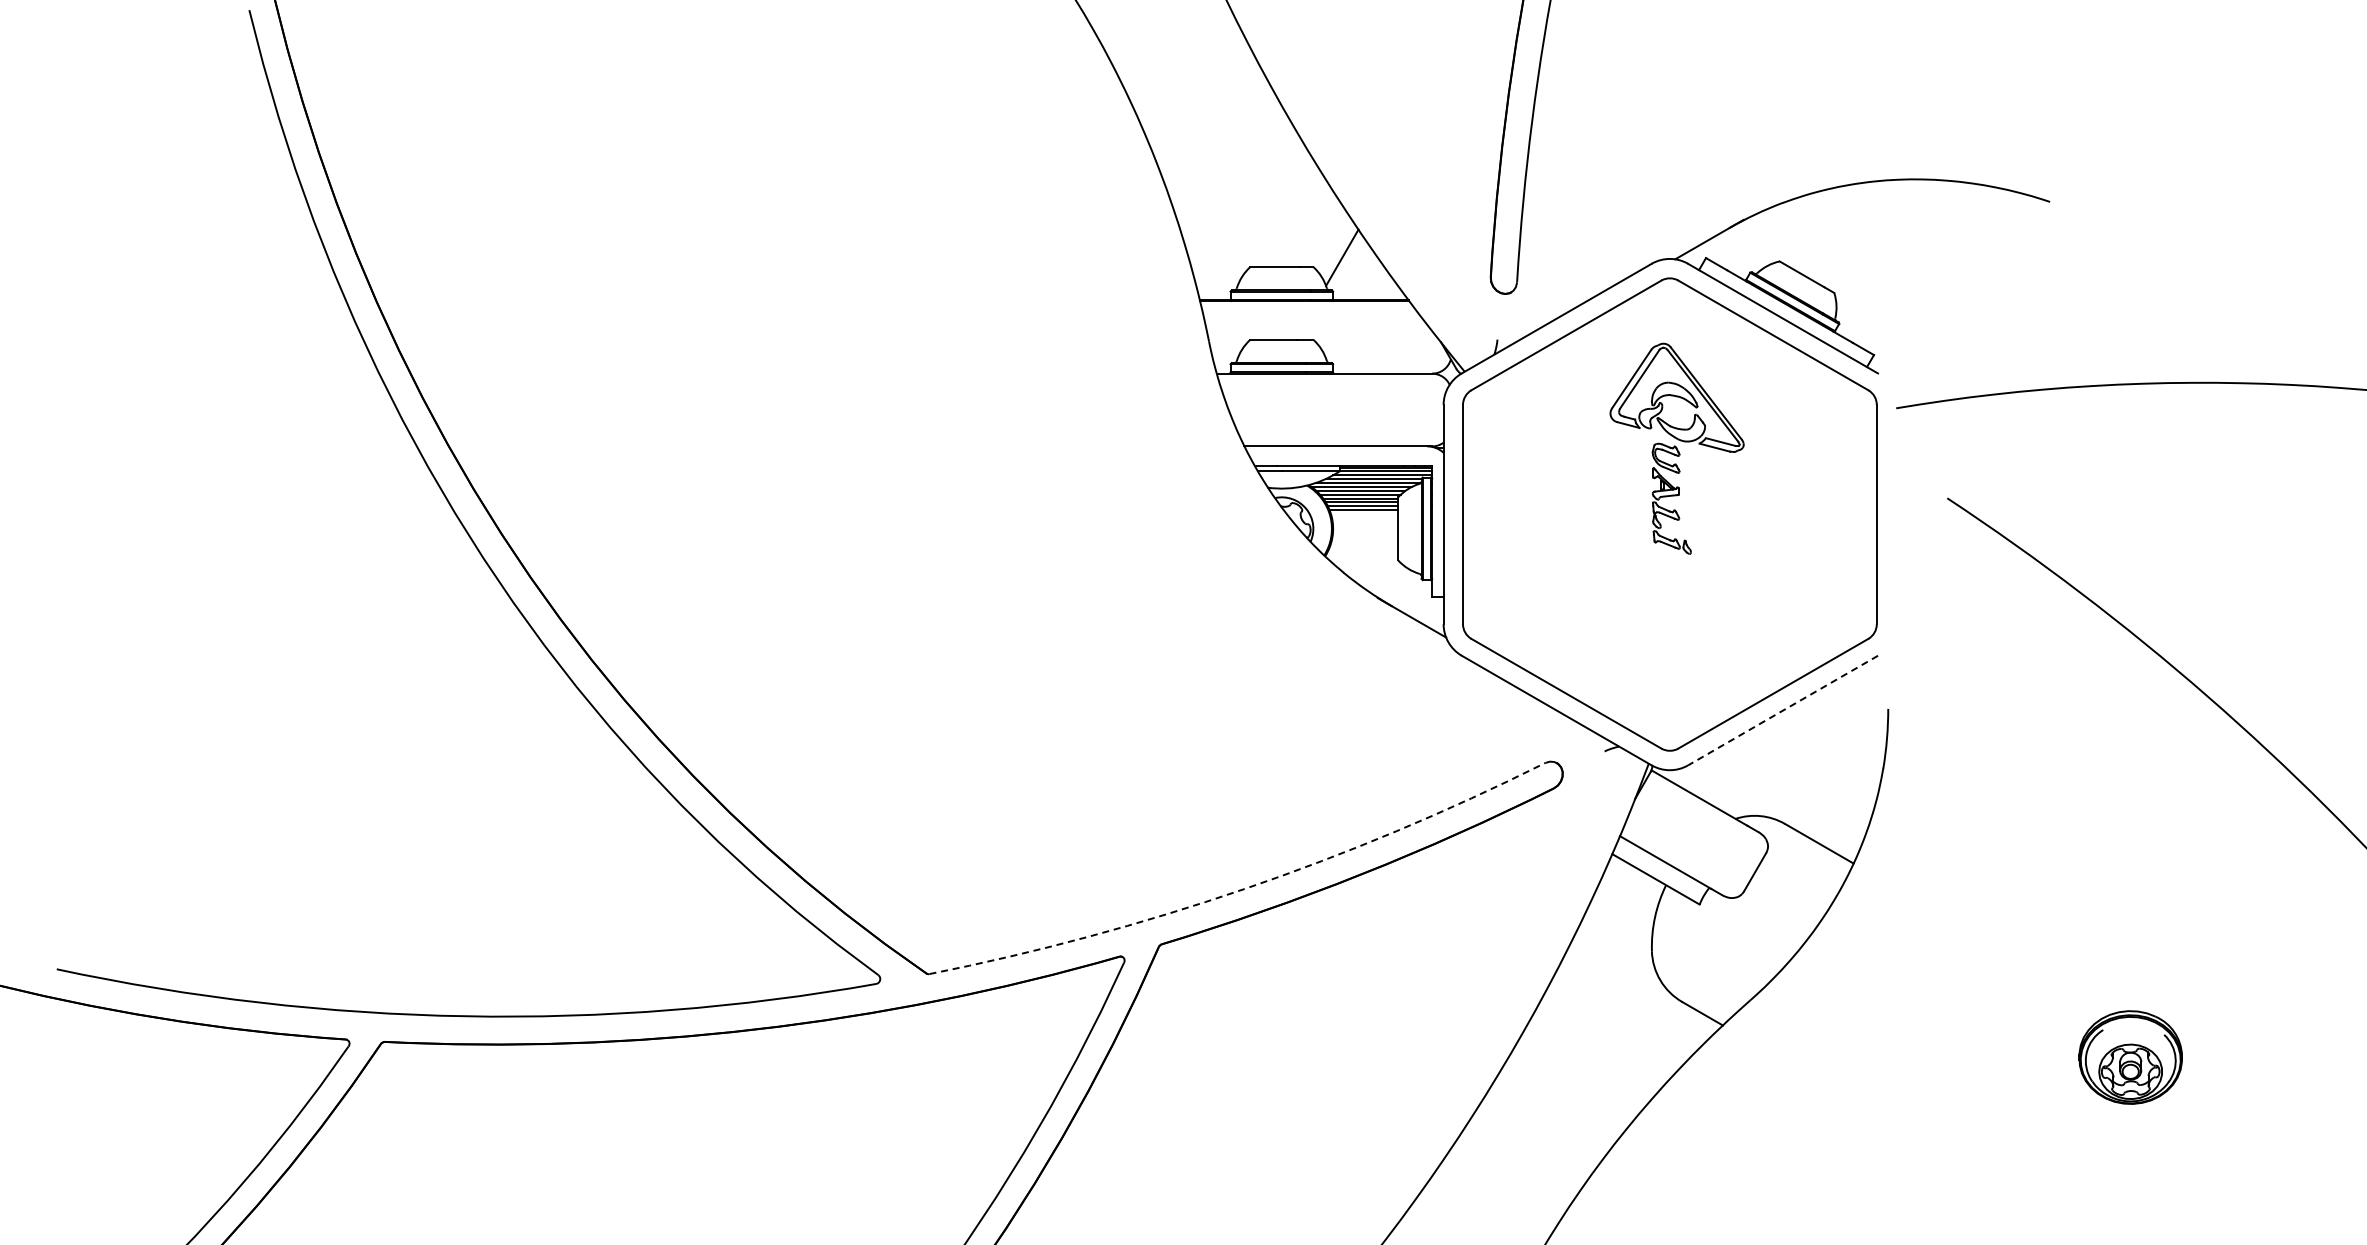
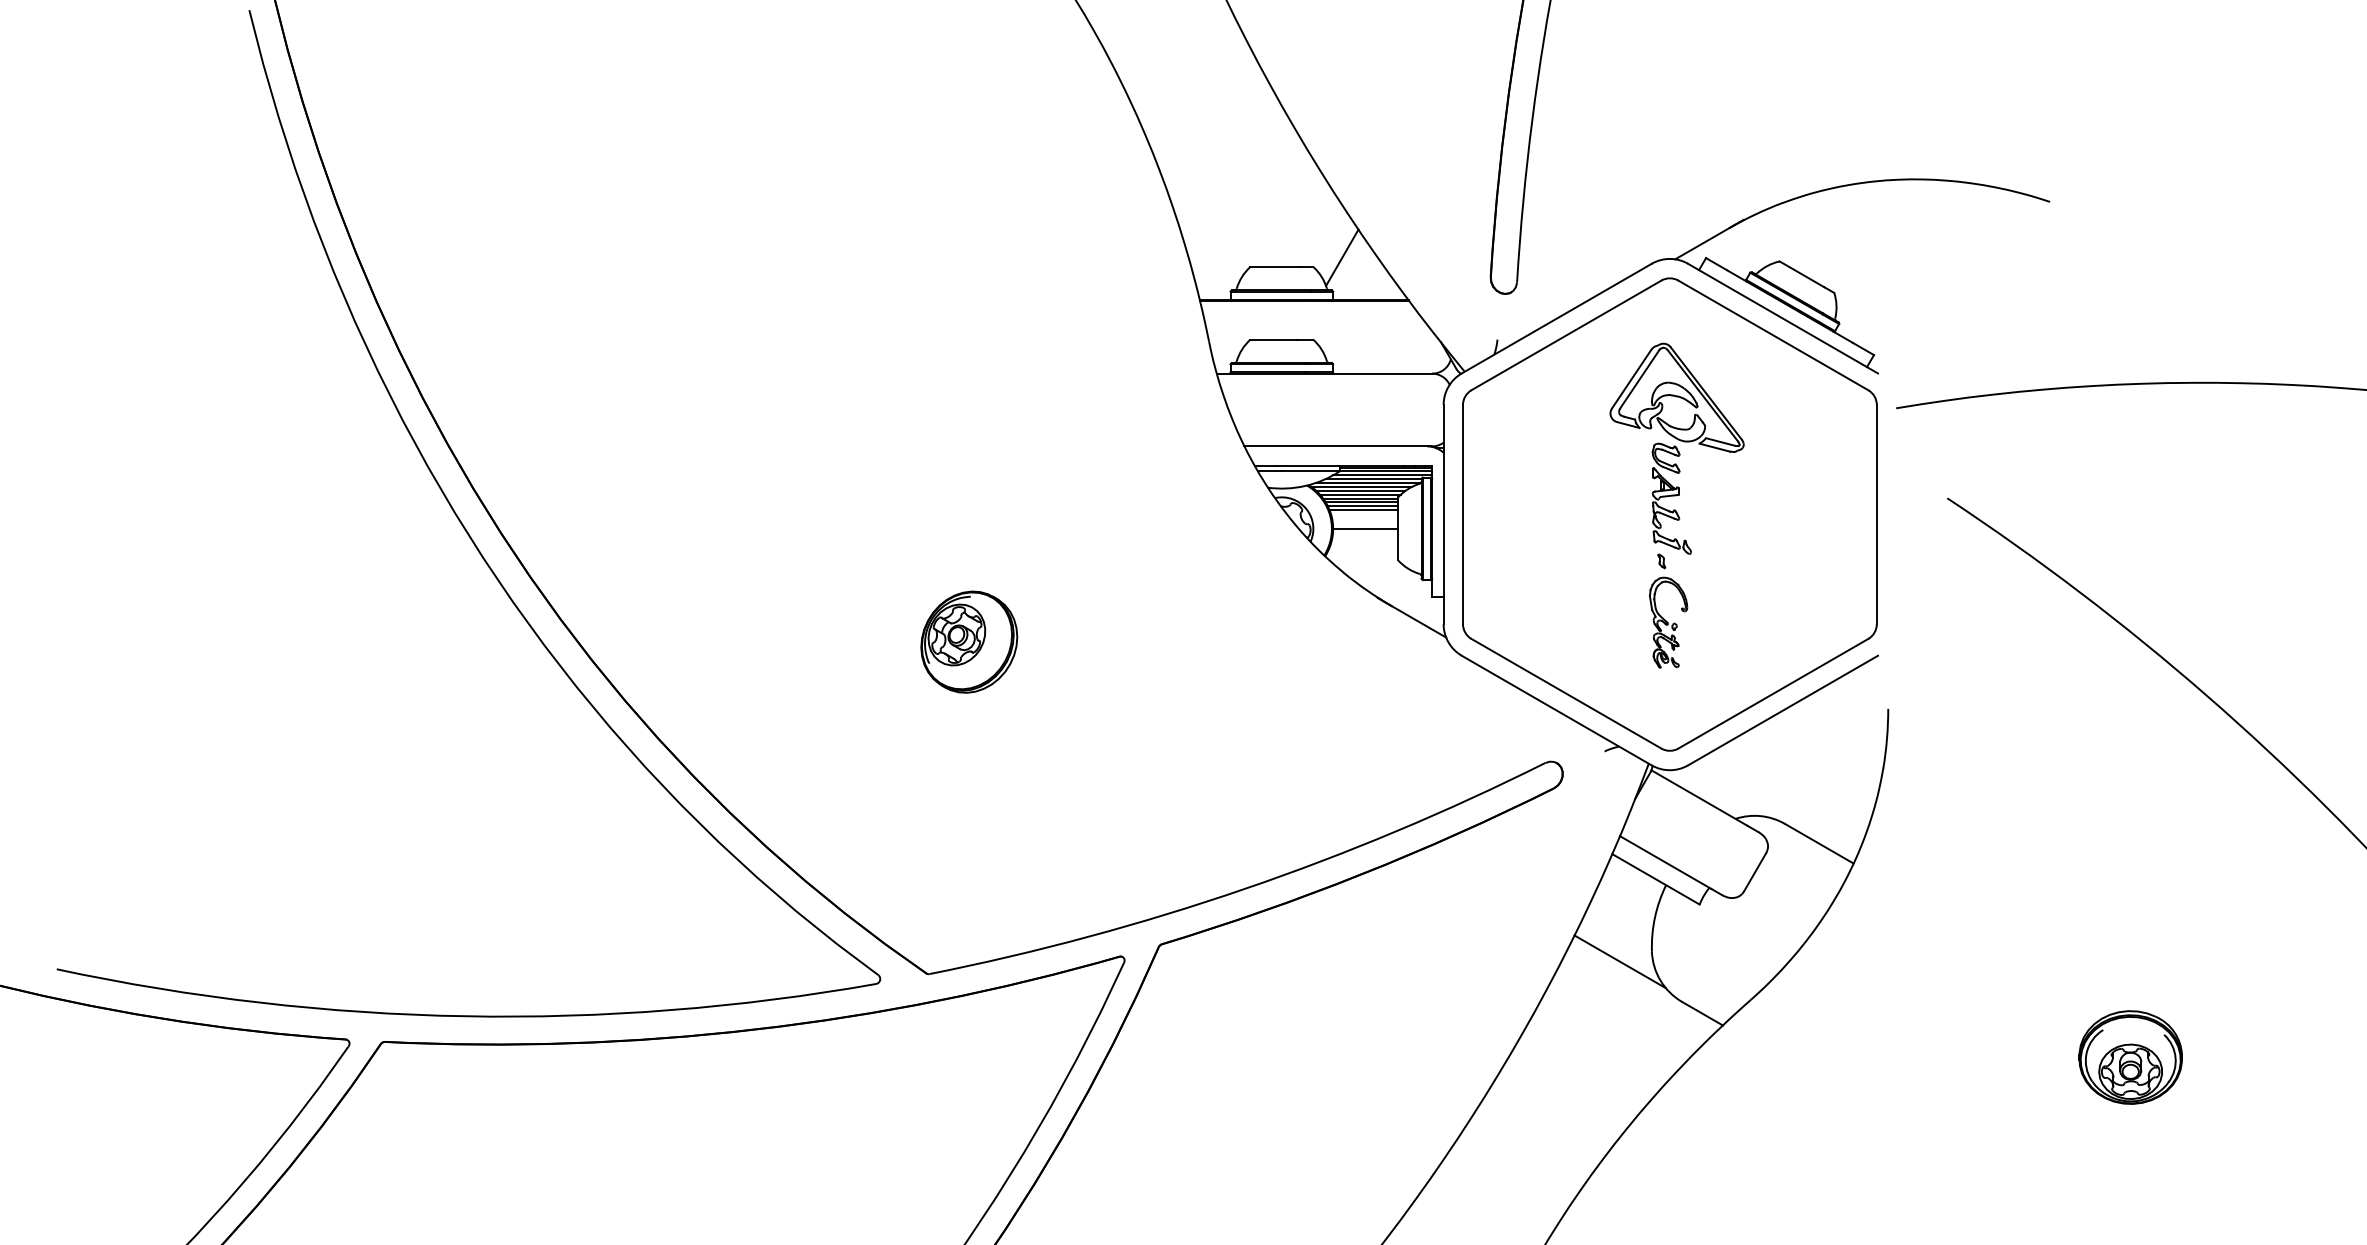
line: none -> present (1365, 528)
part: none -> present (1662, 616)
part: none -> present (969, 641)
line: dashed -> solid (1783, 710)
arc: dashed -> solid (1244, 889)
line: none -> present (1619, 961)
